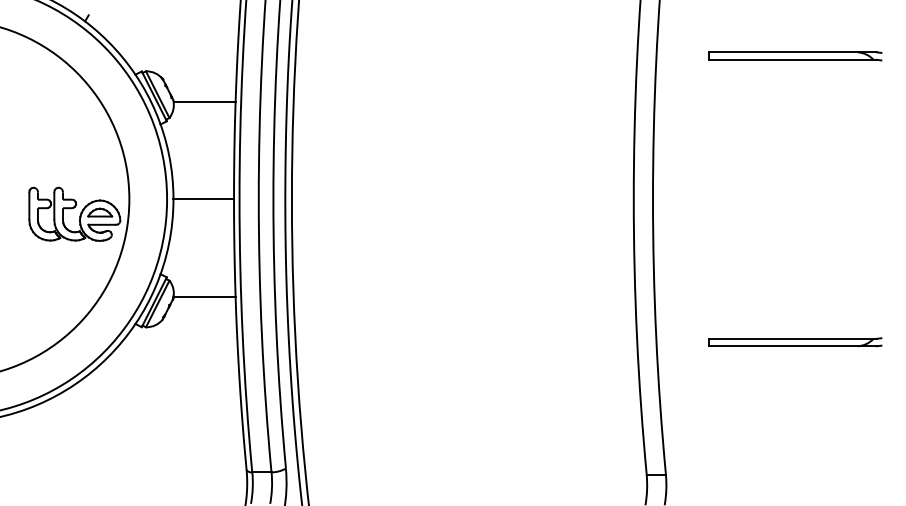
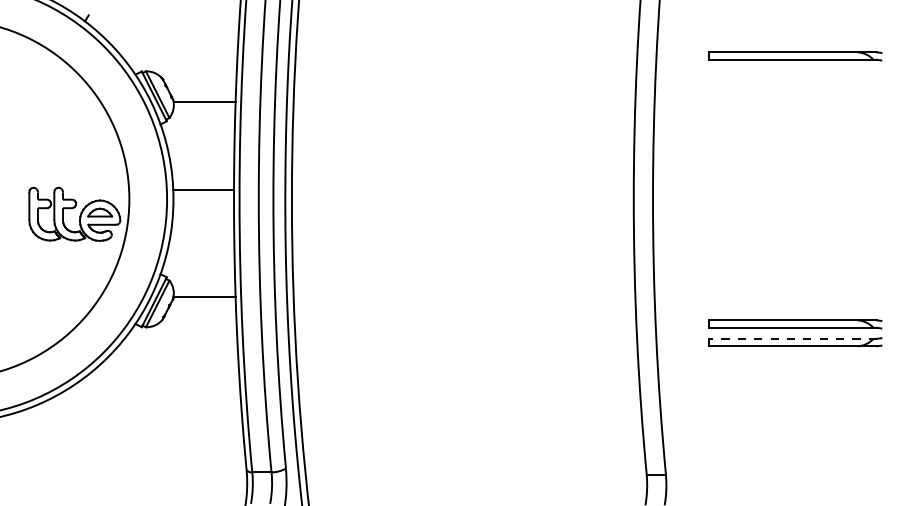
line position: (203, 199) -> (203, 190) (203, 190)
part: none -> present (795, 324)
line: solid -> dashed (792, 338)
